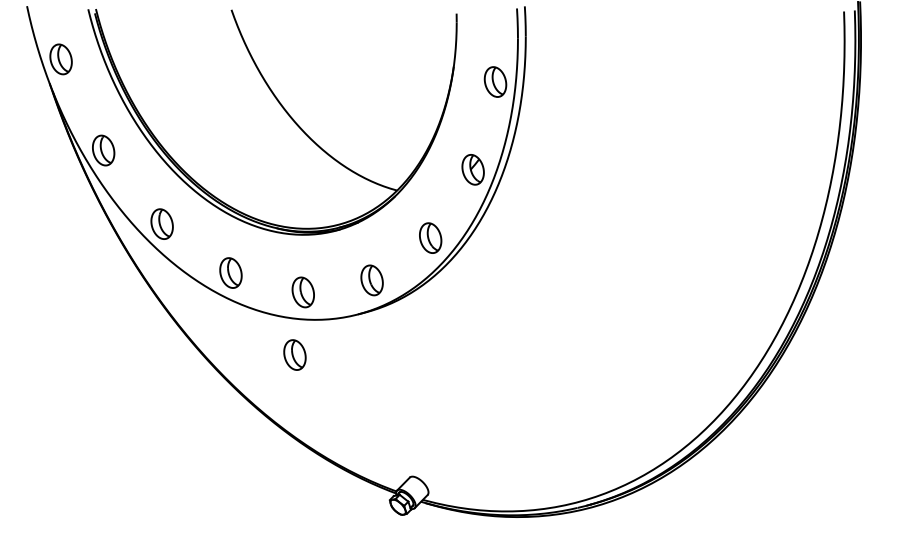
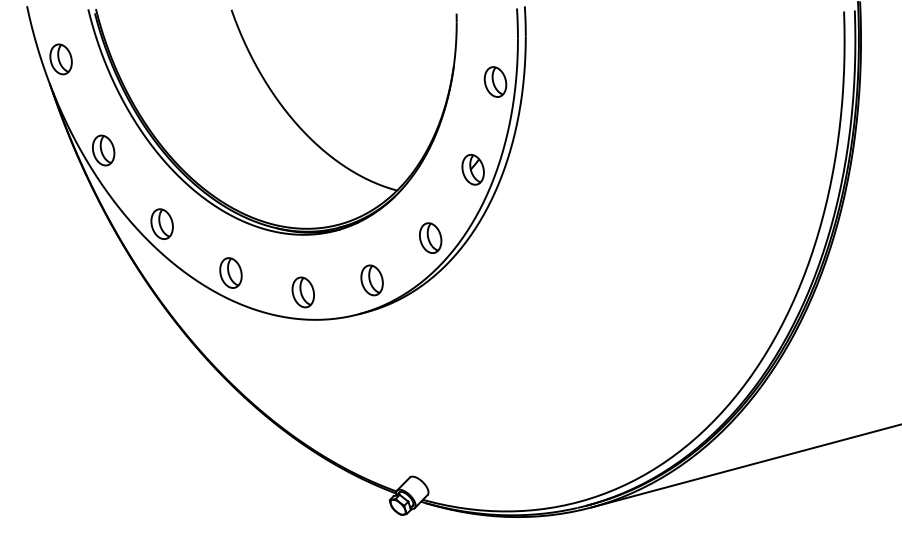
part: present -> none (294, 354)
line: none -> present (744, 466)
